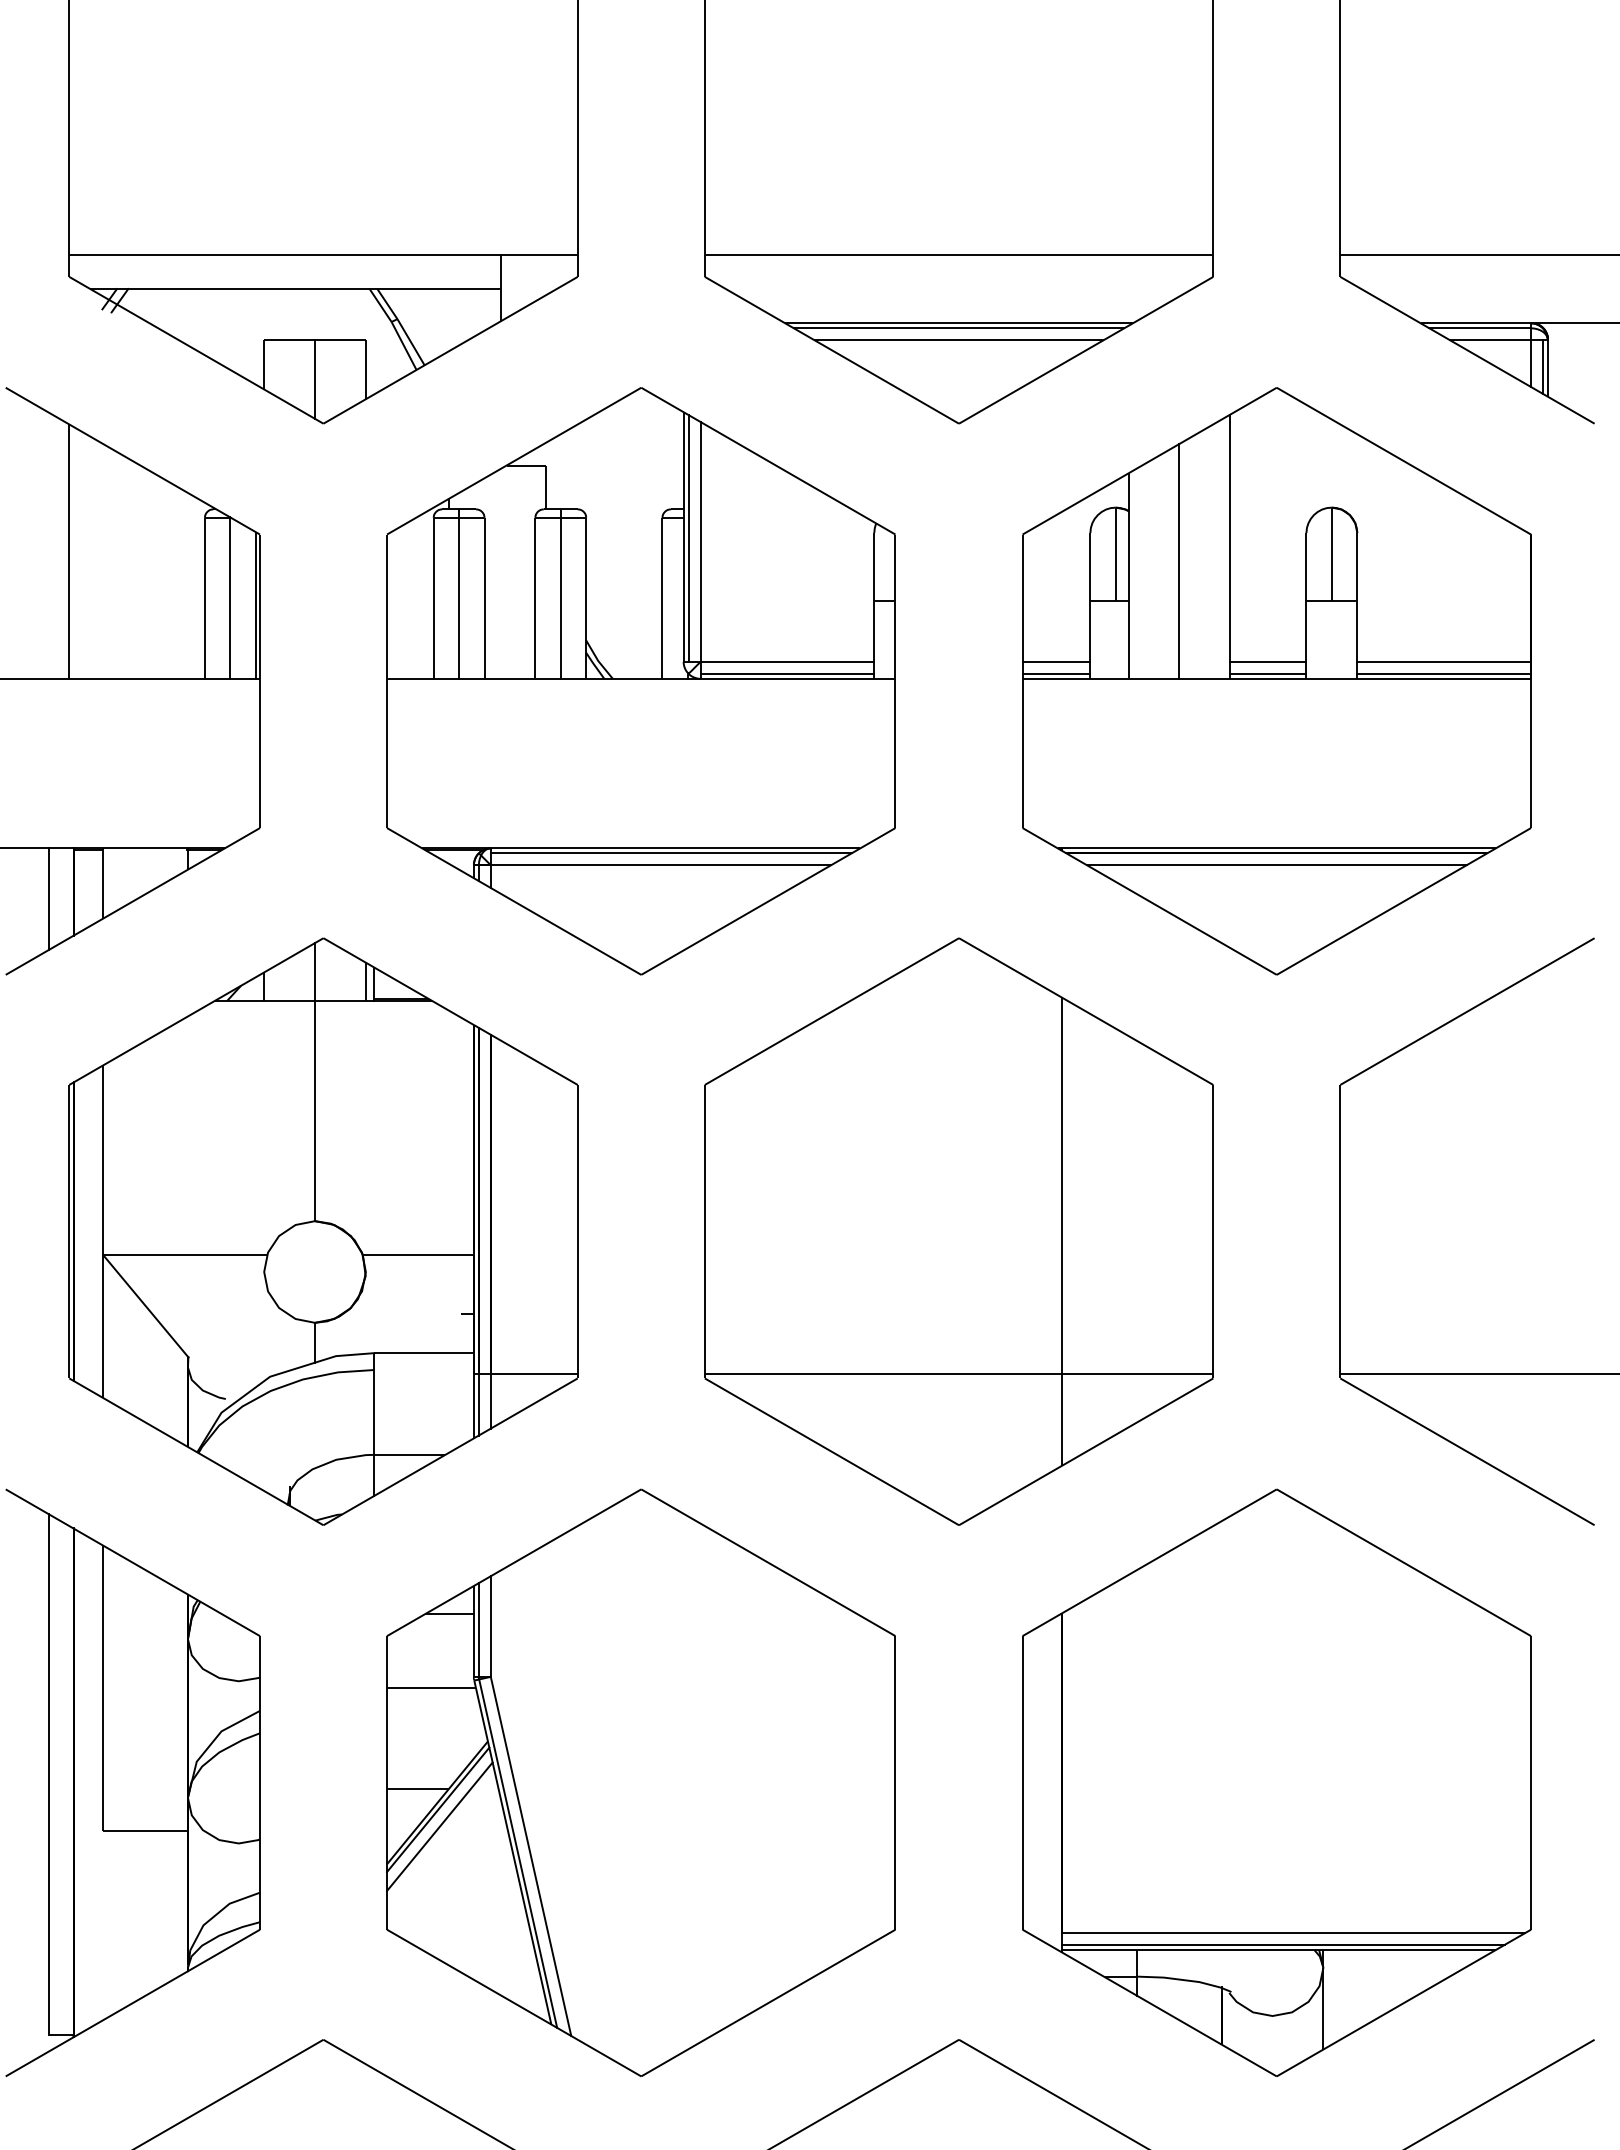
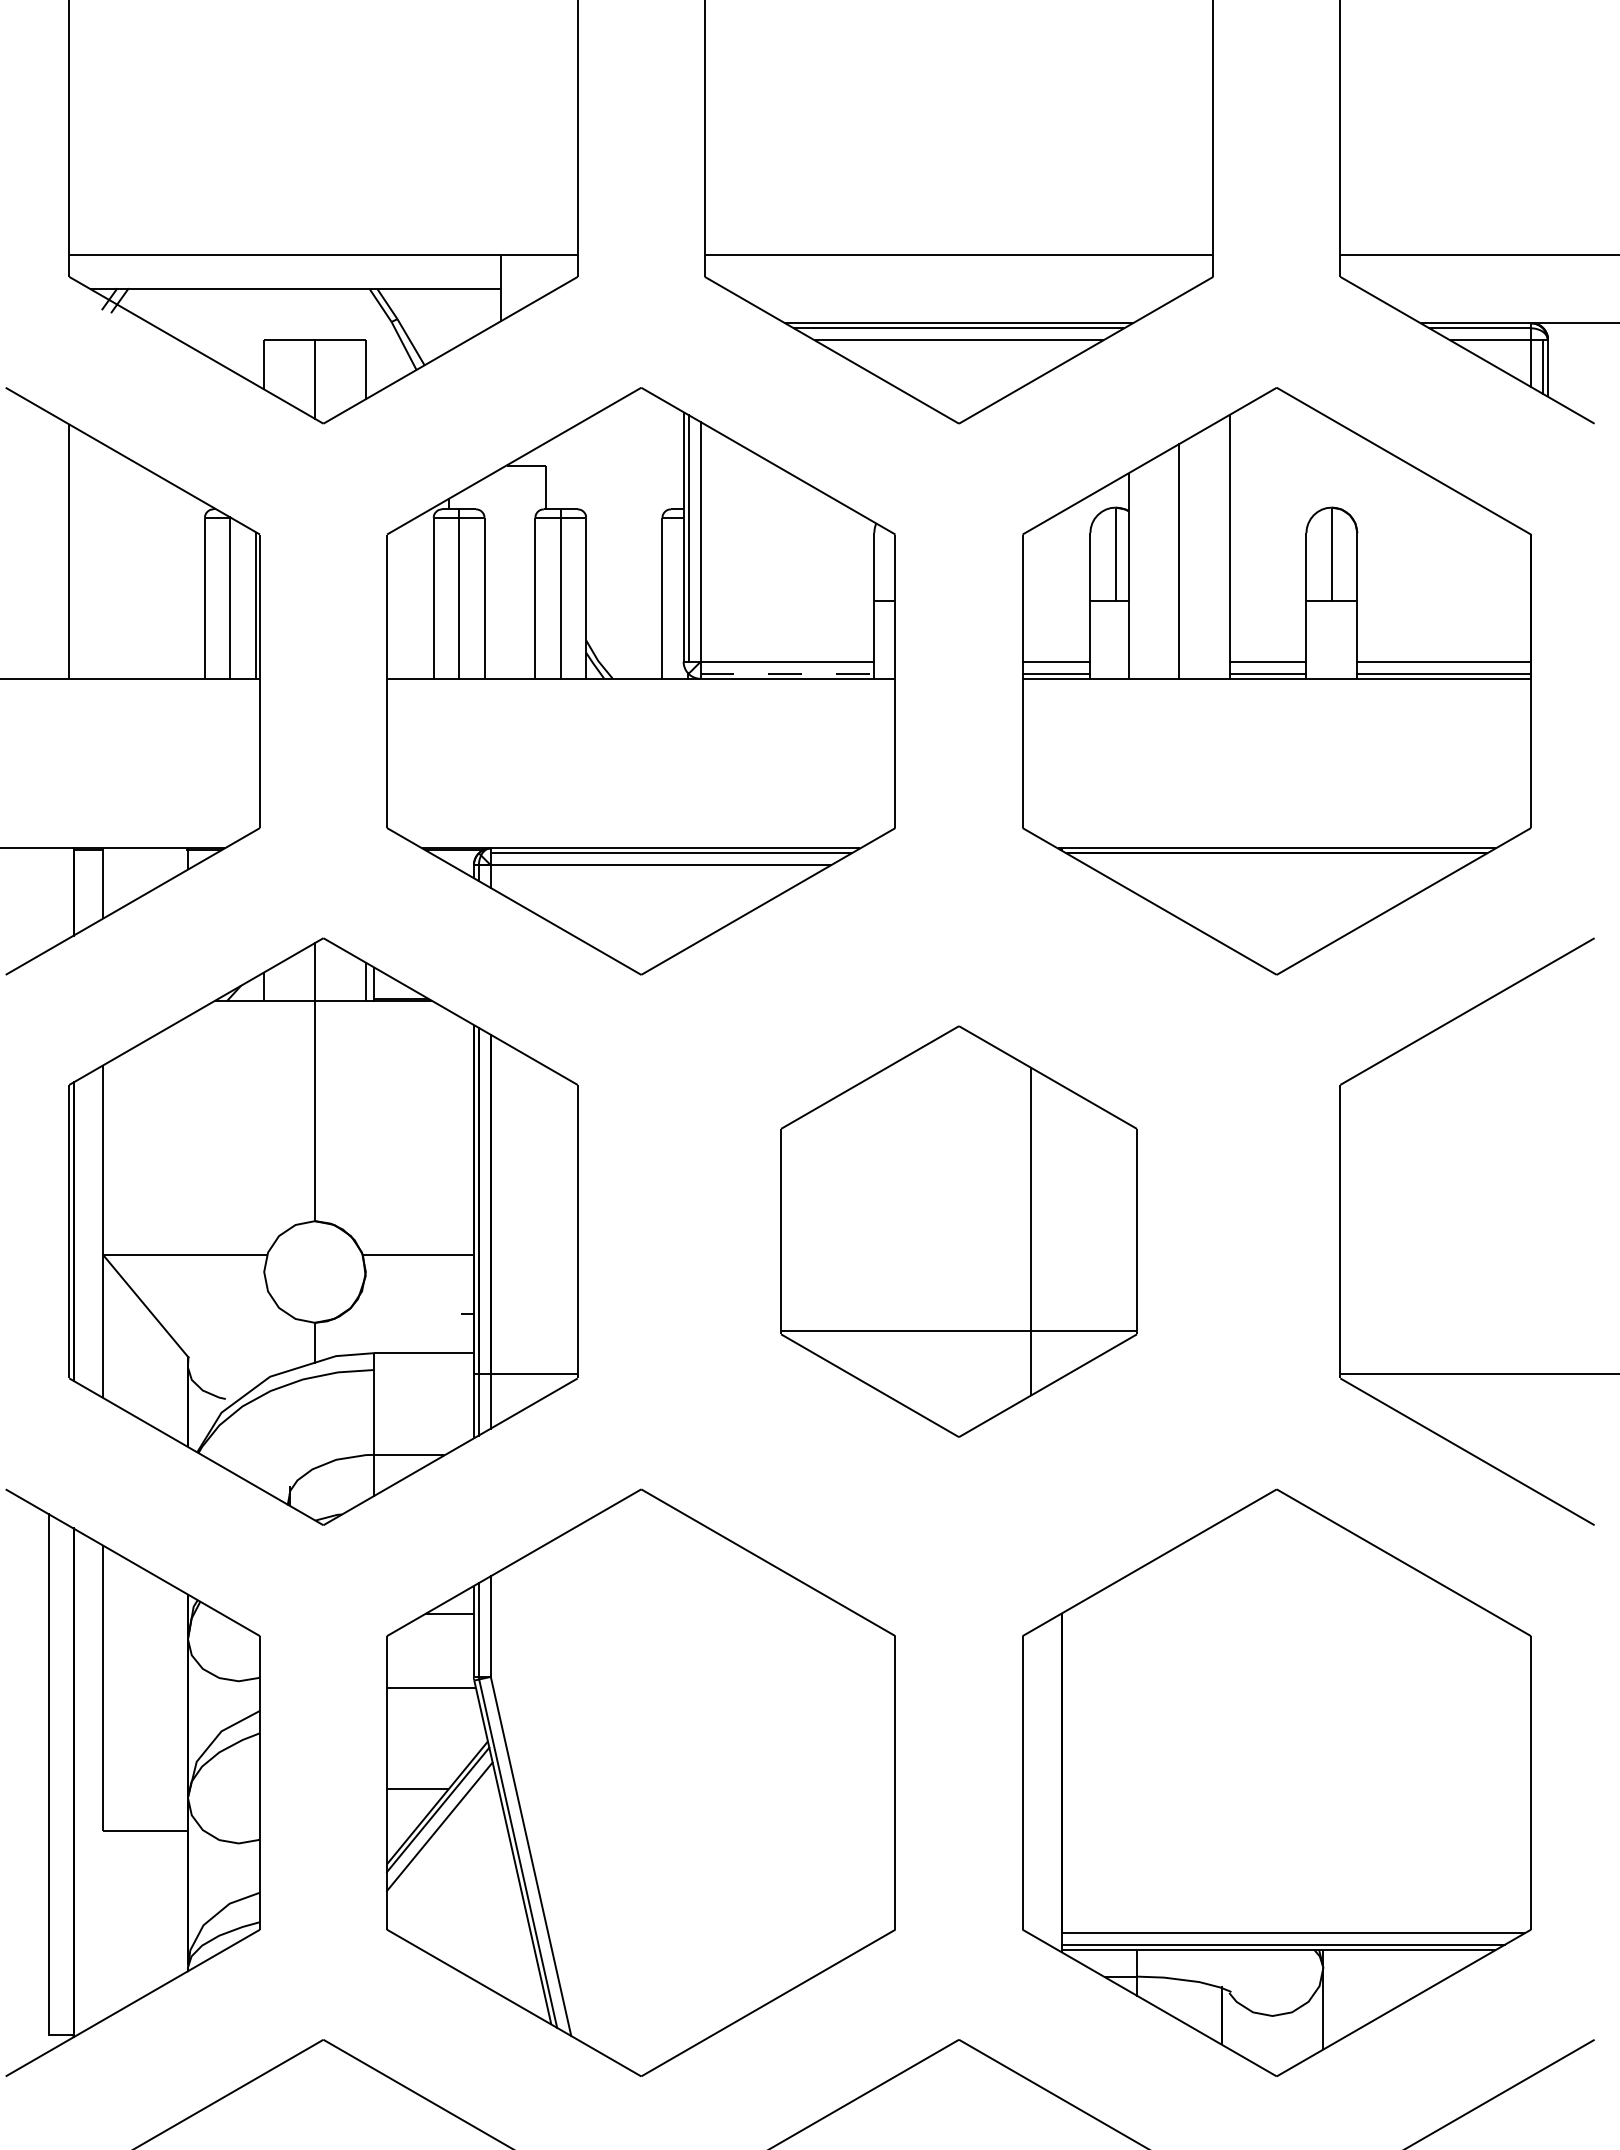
line: solid -> dashed (787, 673)
line: present -> none (1276, 865)
line: present -> none (48, 899)
part size: 510x589 px -> 358x413 px (958, 1231)
